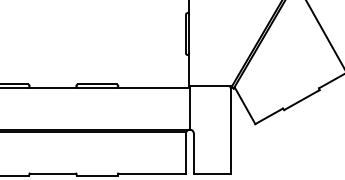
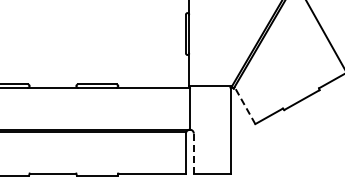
line: solid -> dashed (245, 106)
line: solid -> dashed (193, 153)
